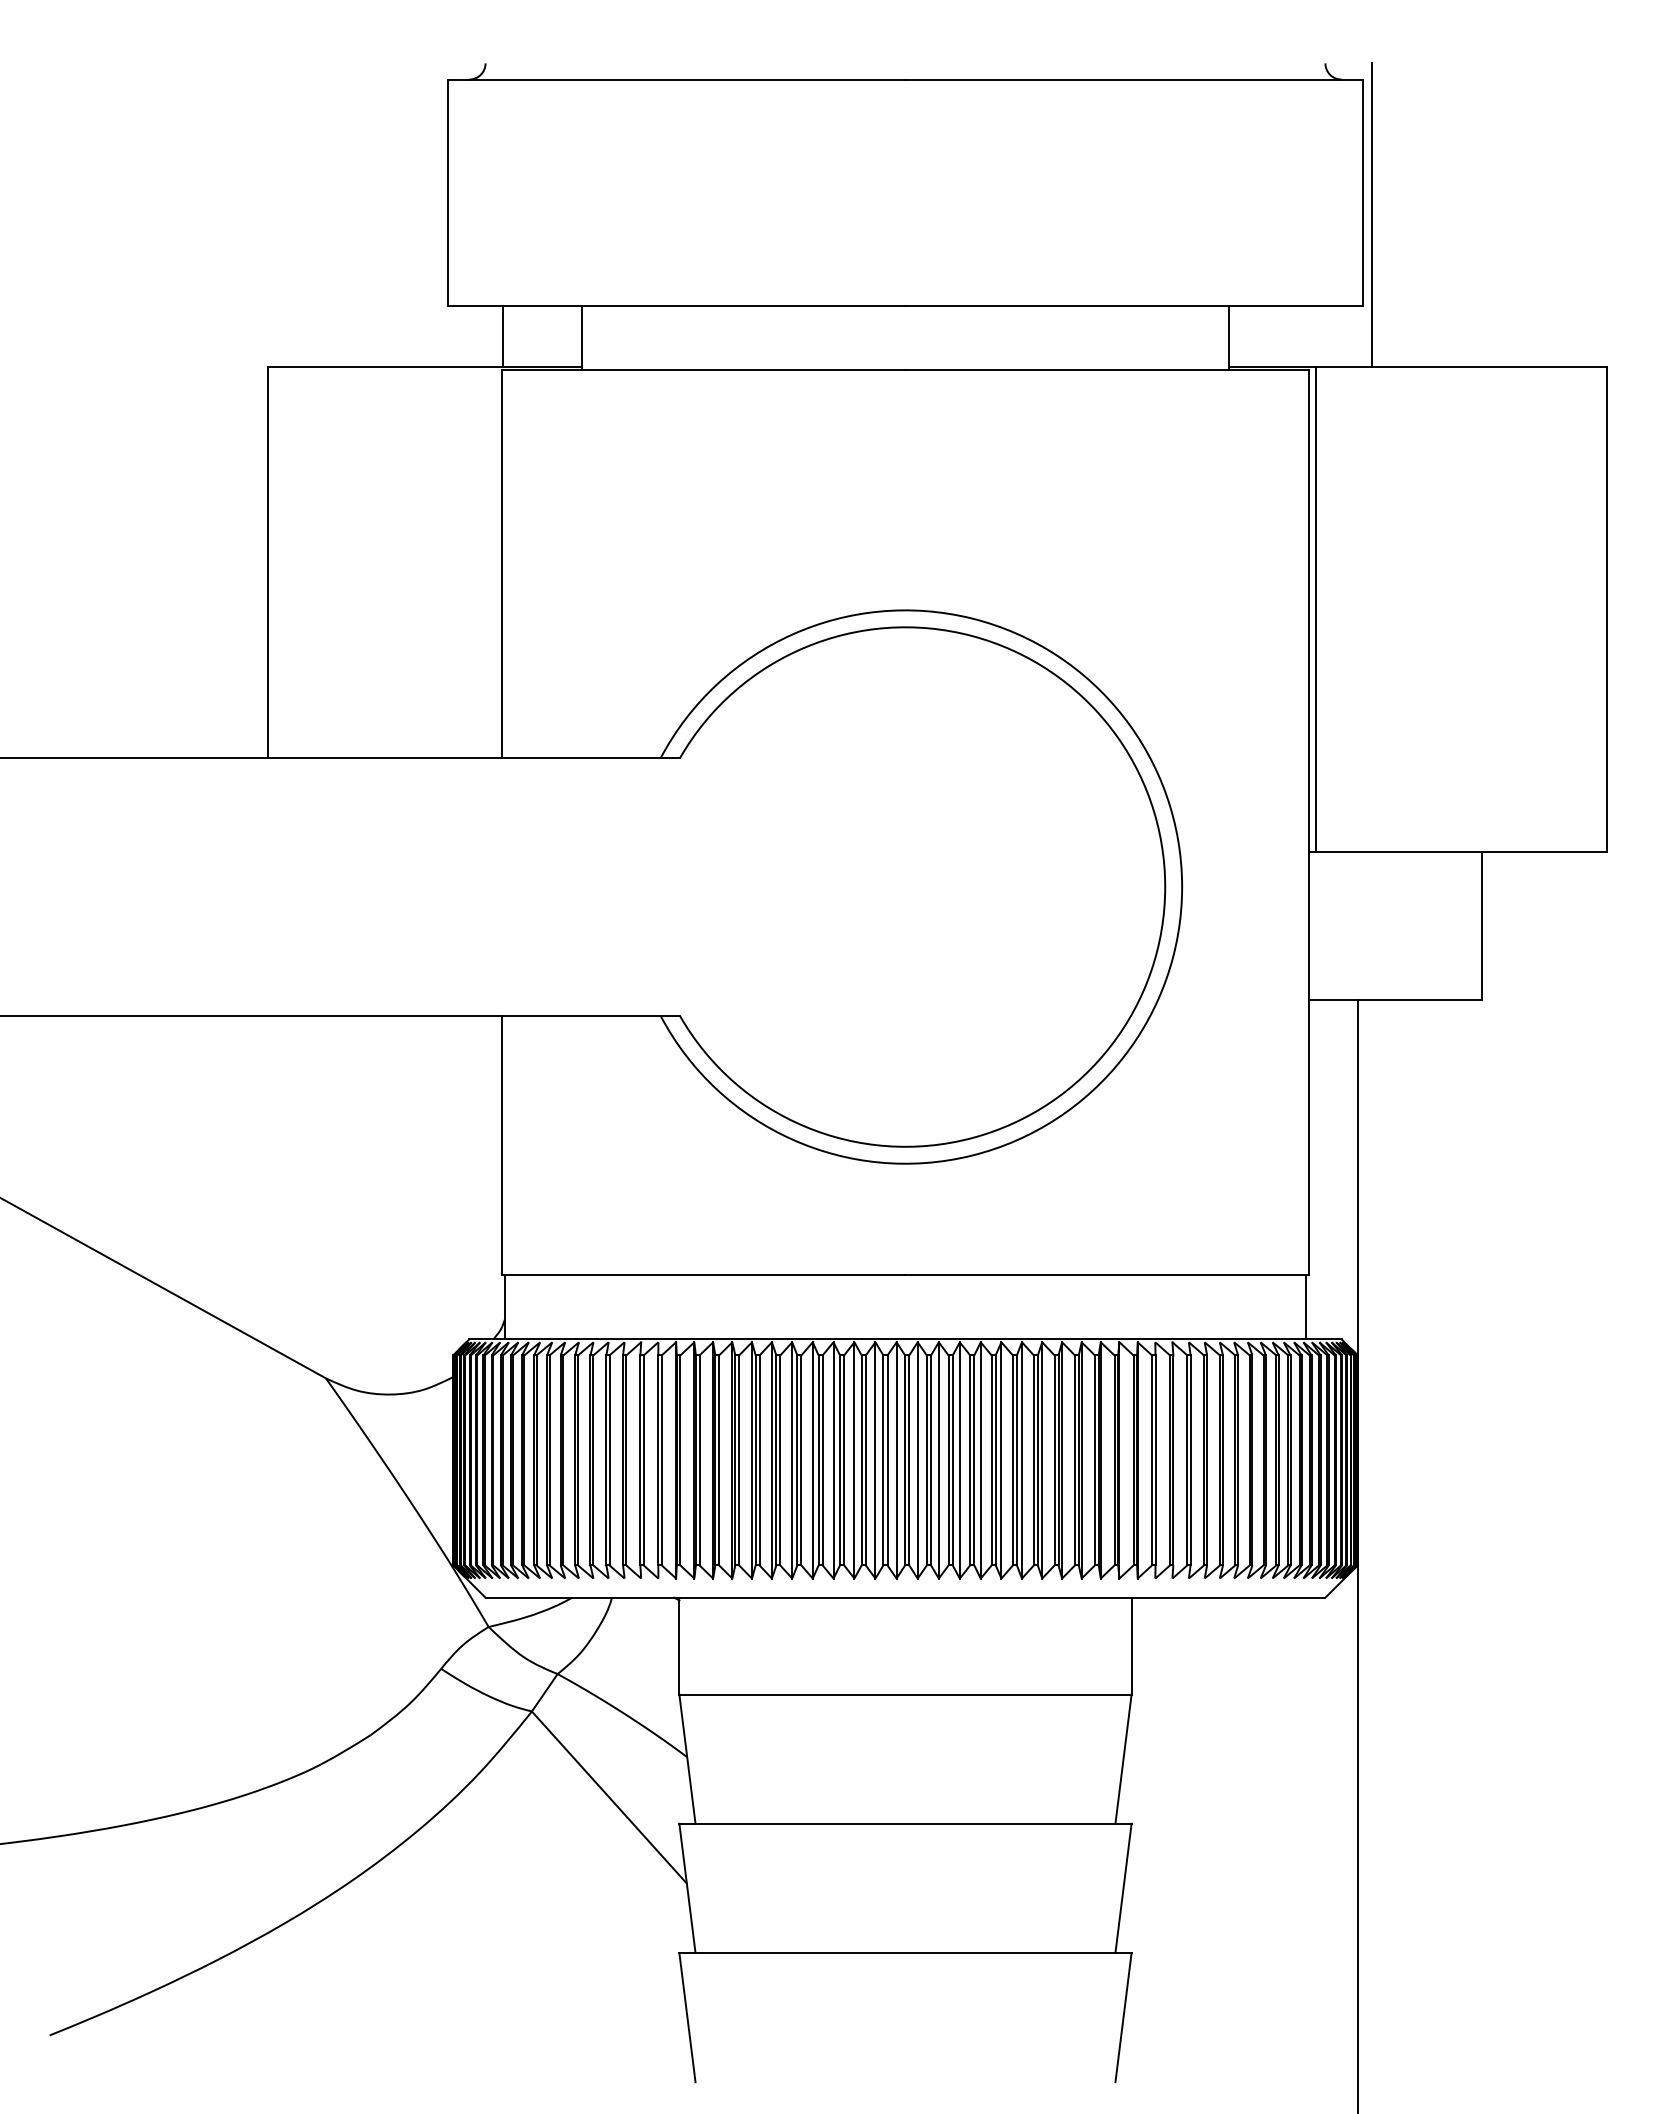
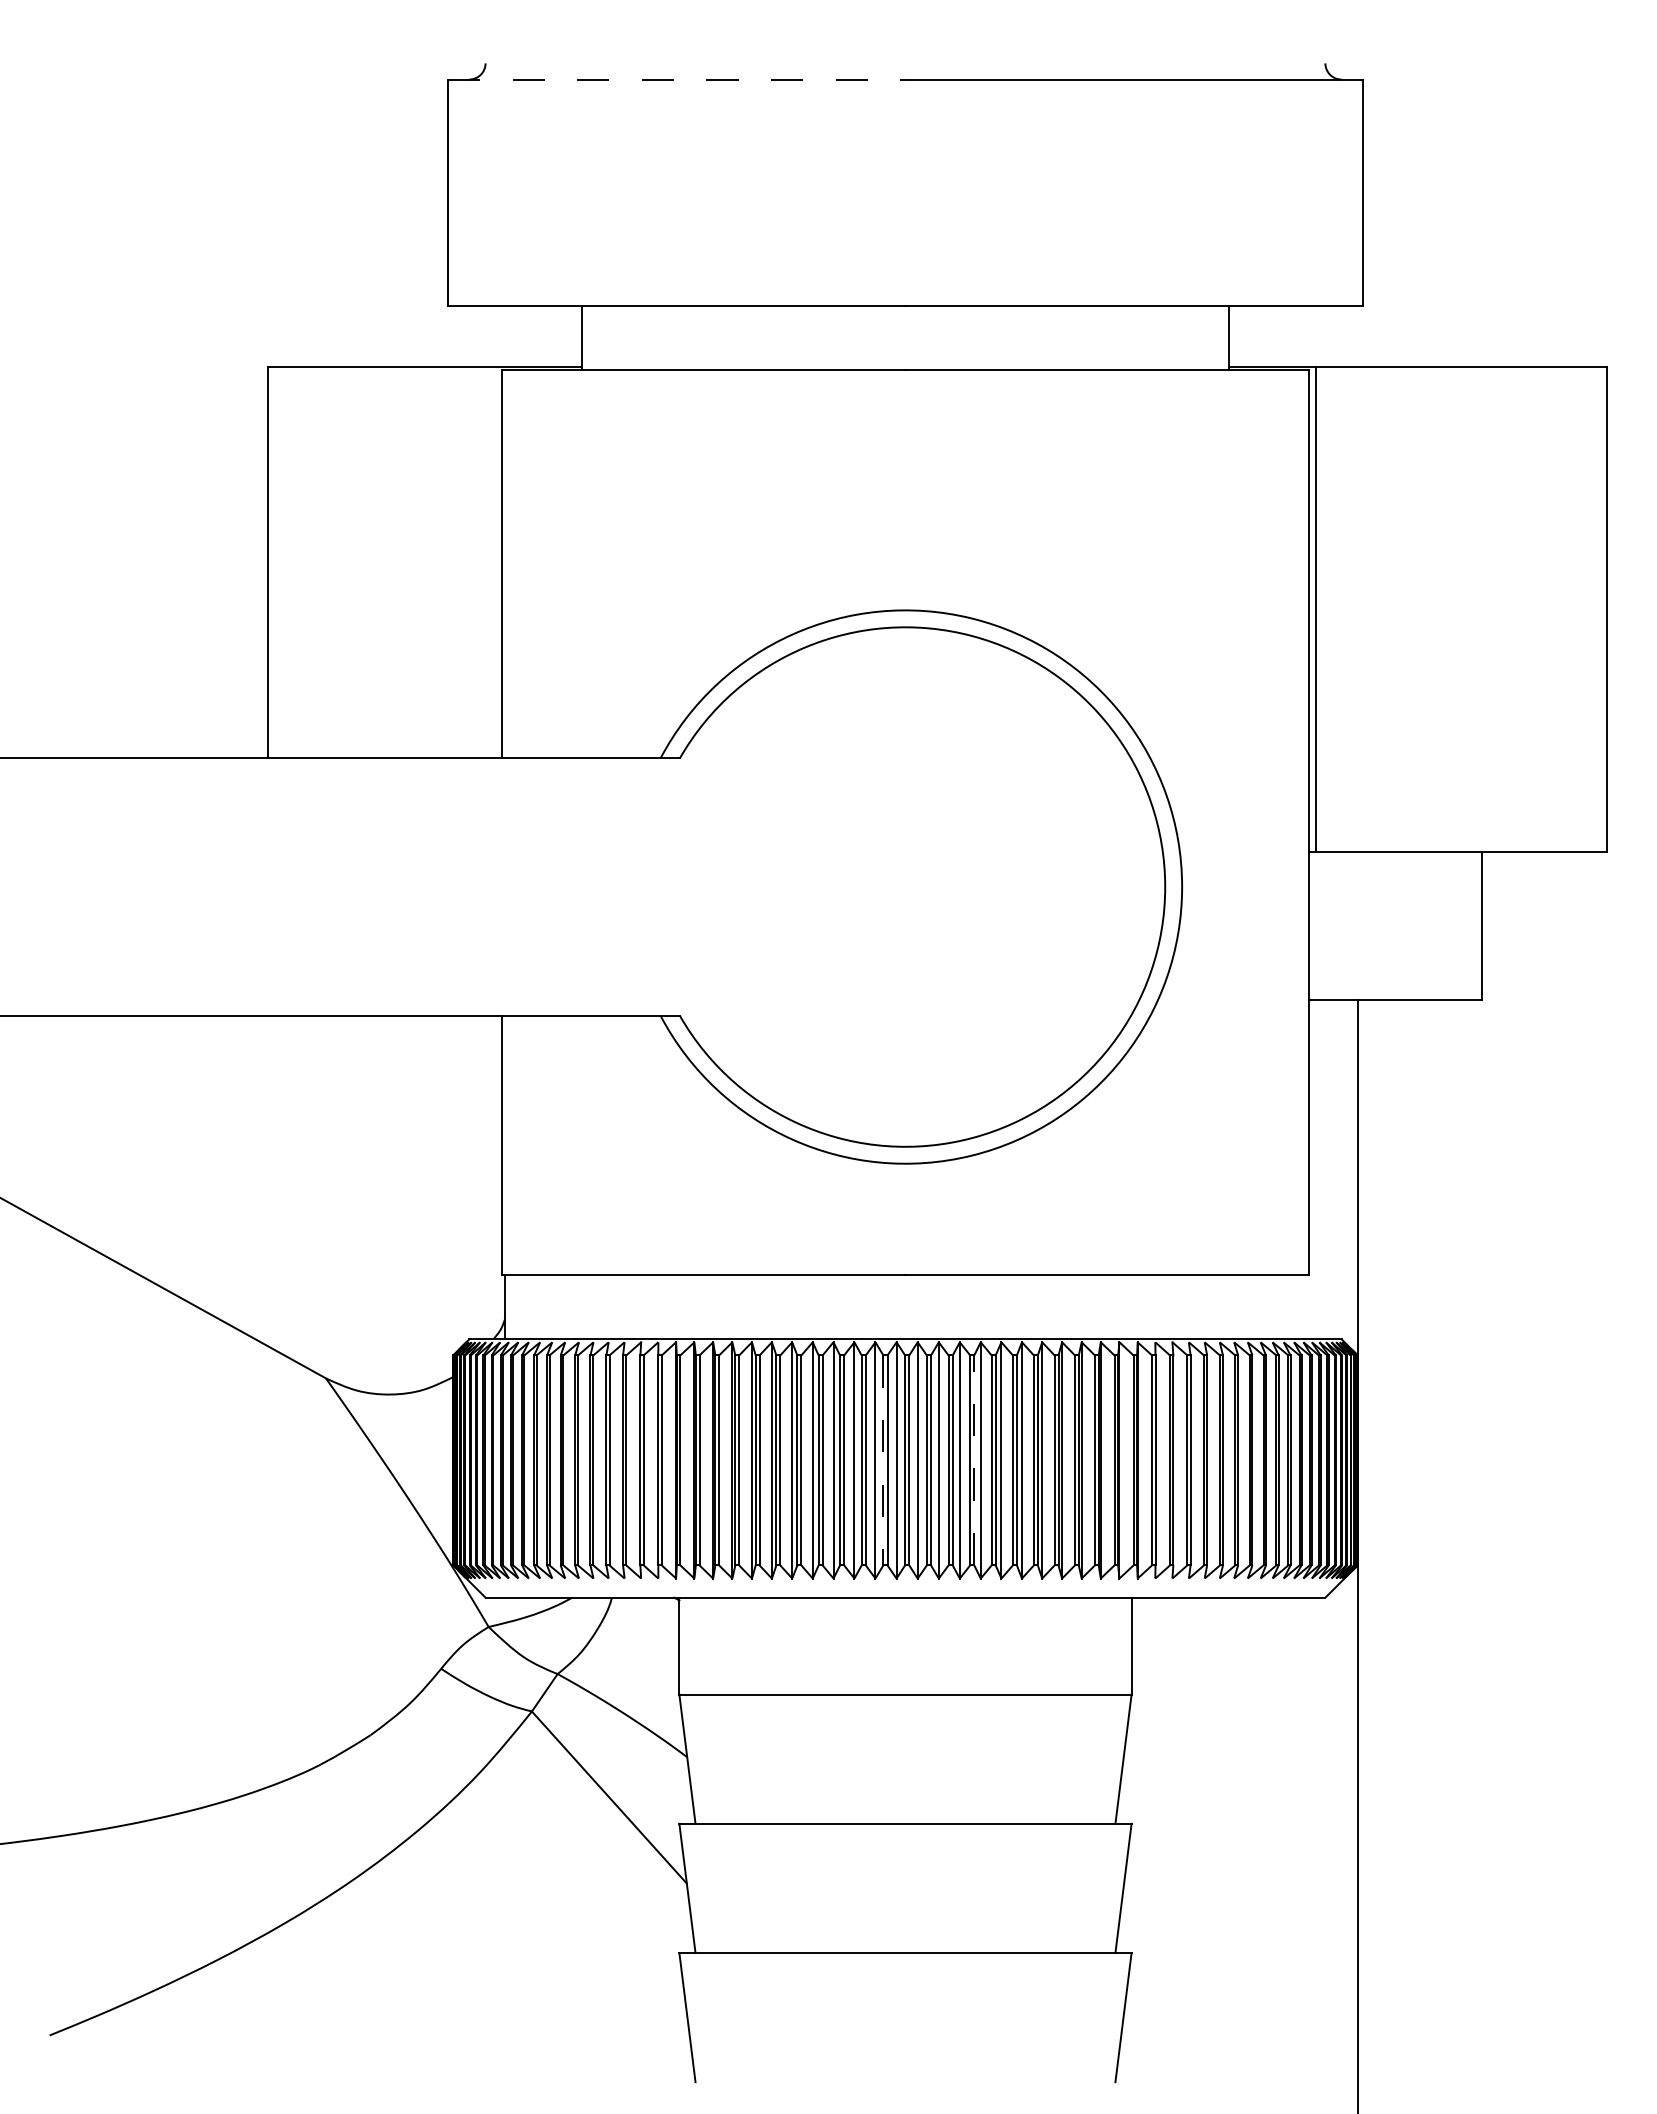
line: solid -> dashed (676, 79)
line: present -> none (1372, 215)
line: present -> none (503, 336)
line: present -> none (1306, 1306)
line: solid -> dashed (883, 1460)
line: solid -> dashed (974, 1460)
